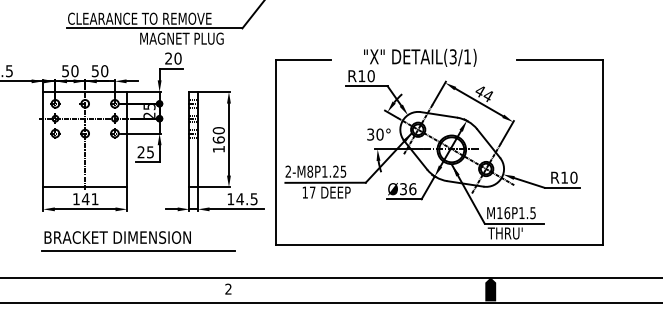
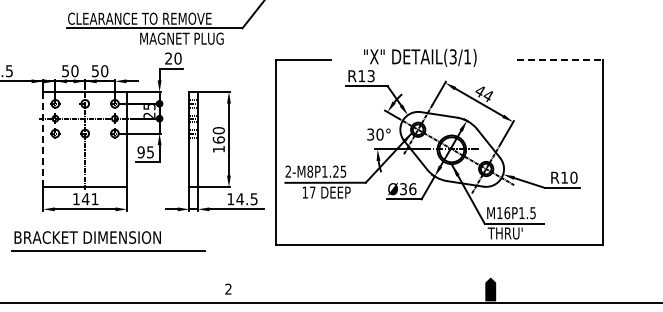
line: solid -> dashed (560, 59)
text: R10 -> R13 (370, 76)
line: solid -> dashed (43, 139)
text: 25 -> 95 (140, 152)
part position: (138, 241) -> (108, 241) (108, 241)
line: present -> none (330, 277)
